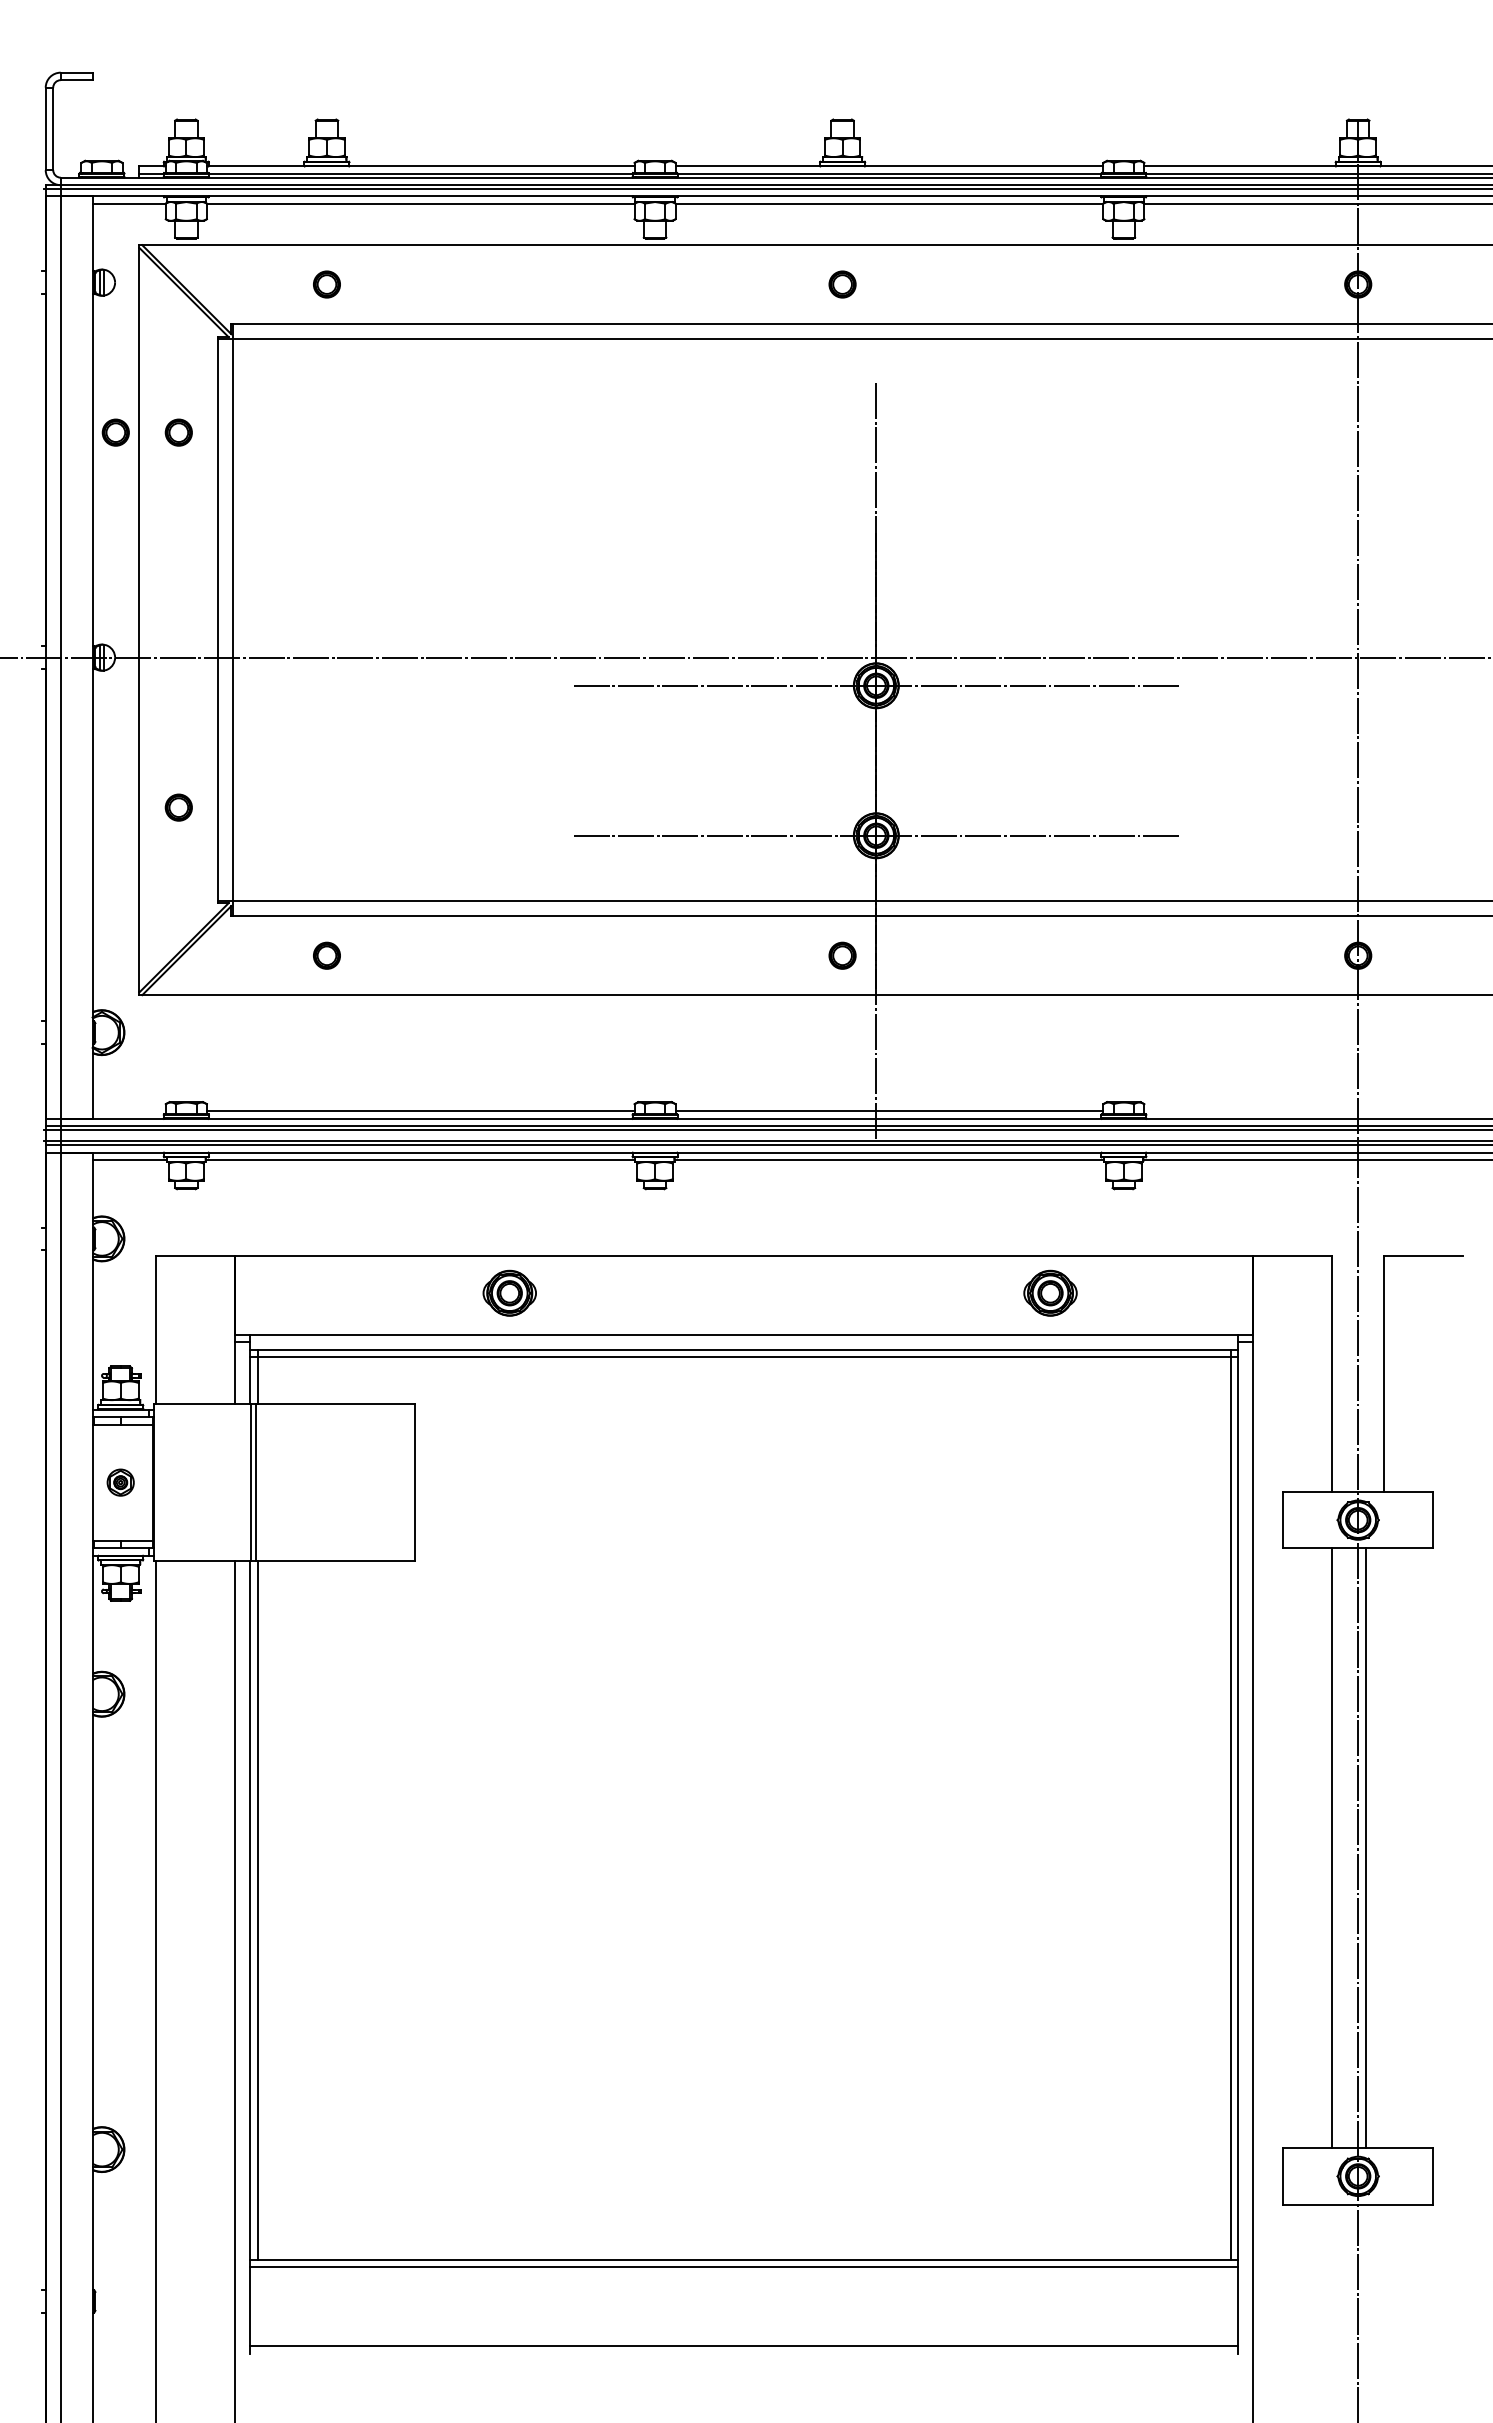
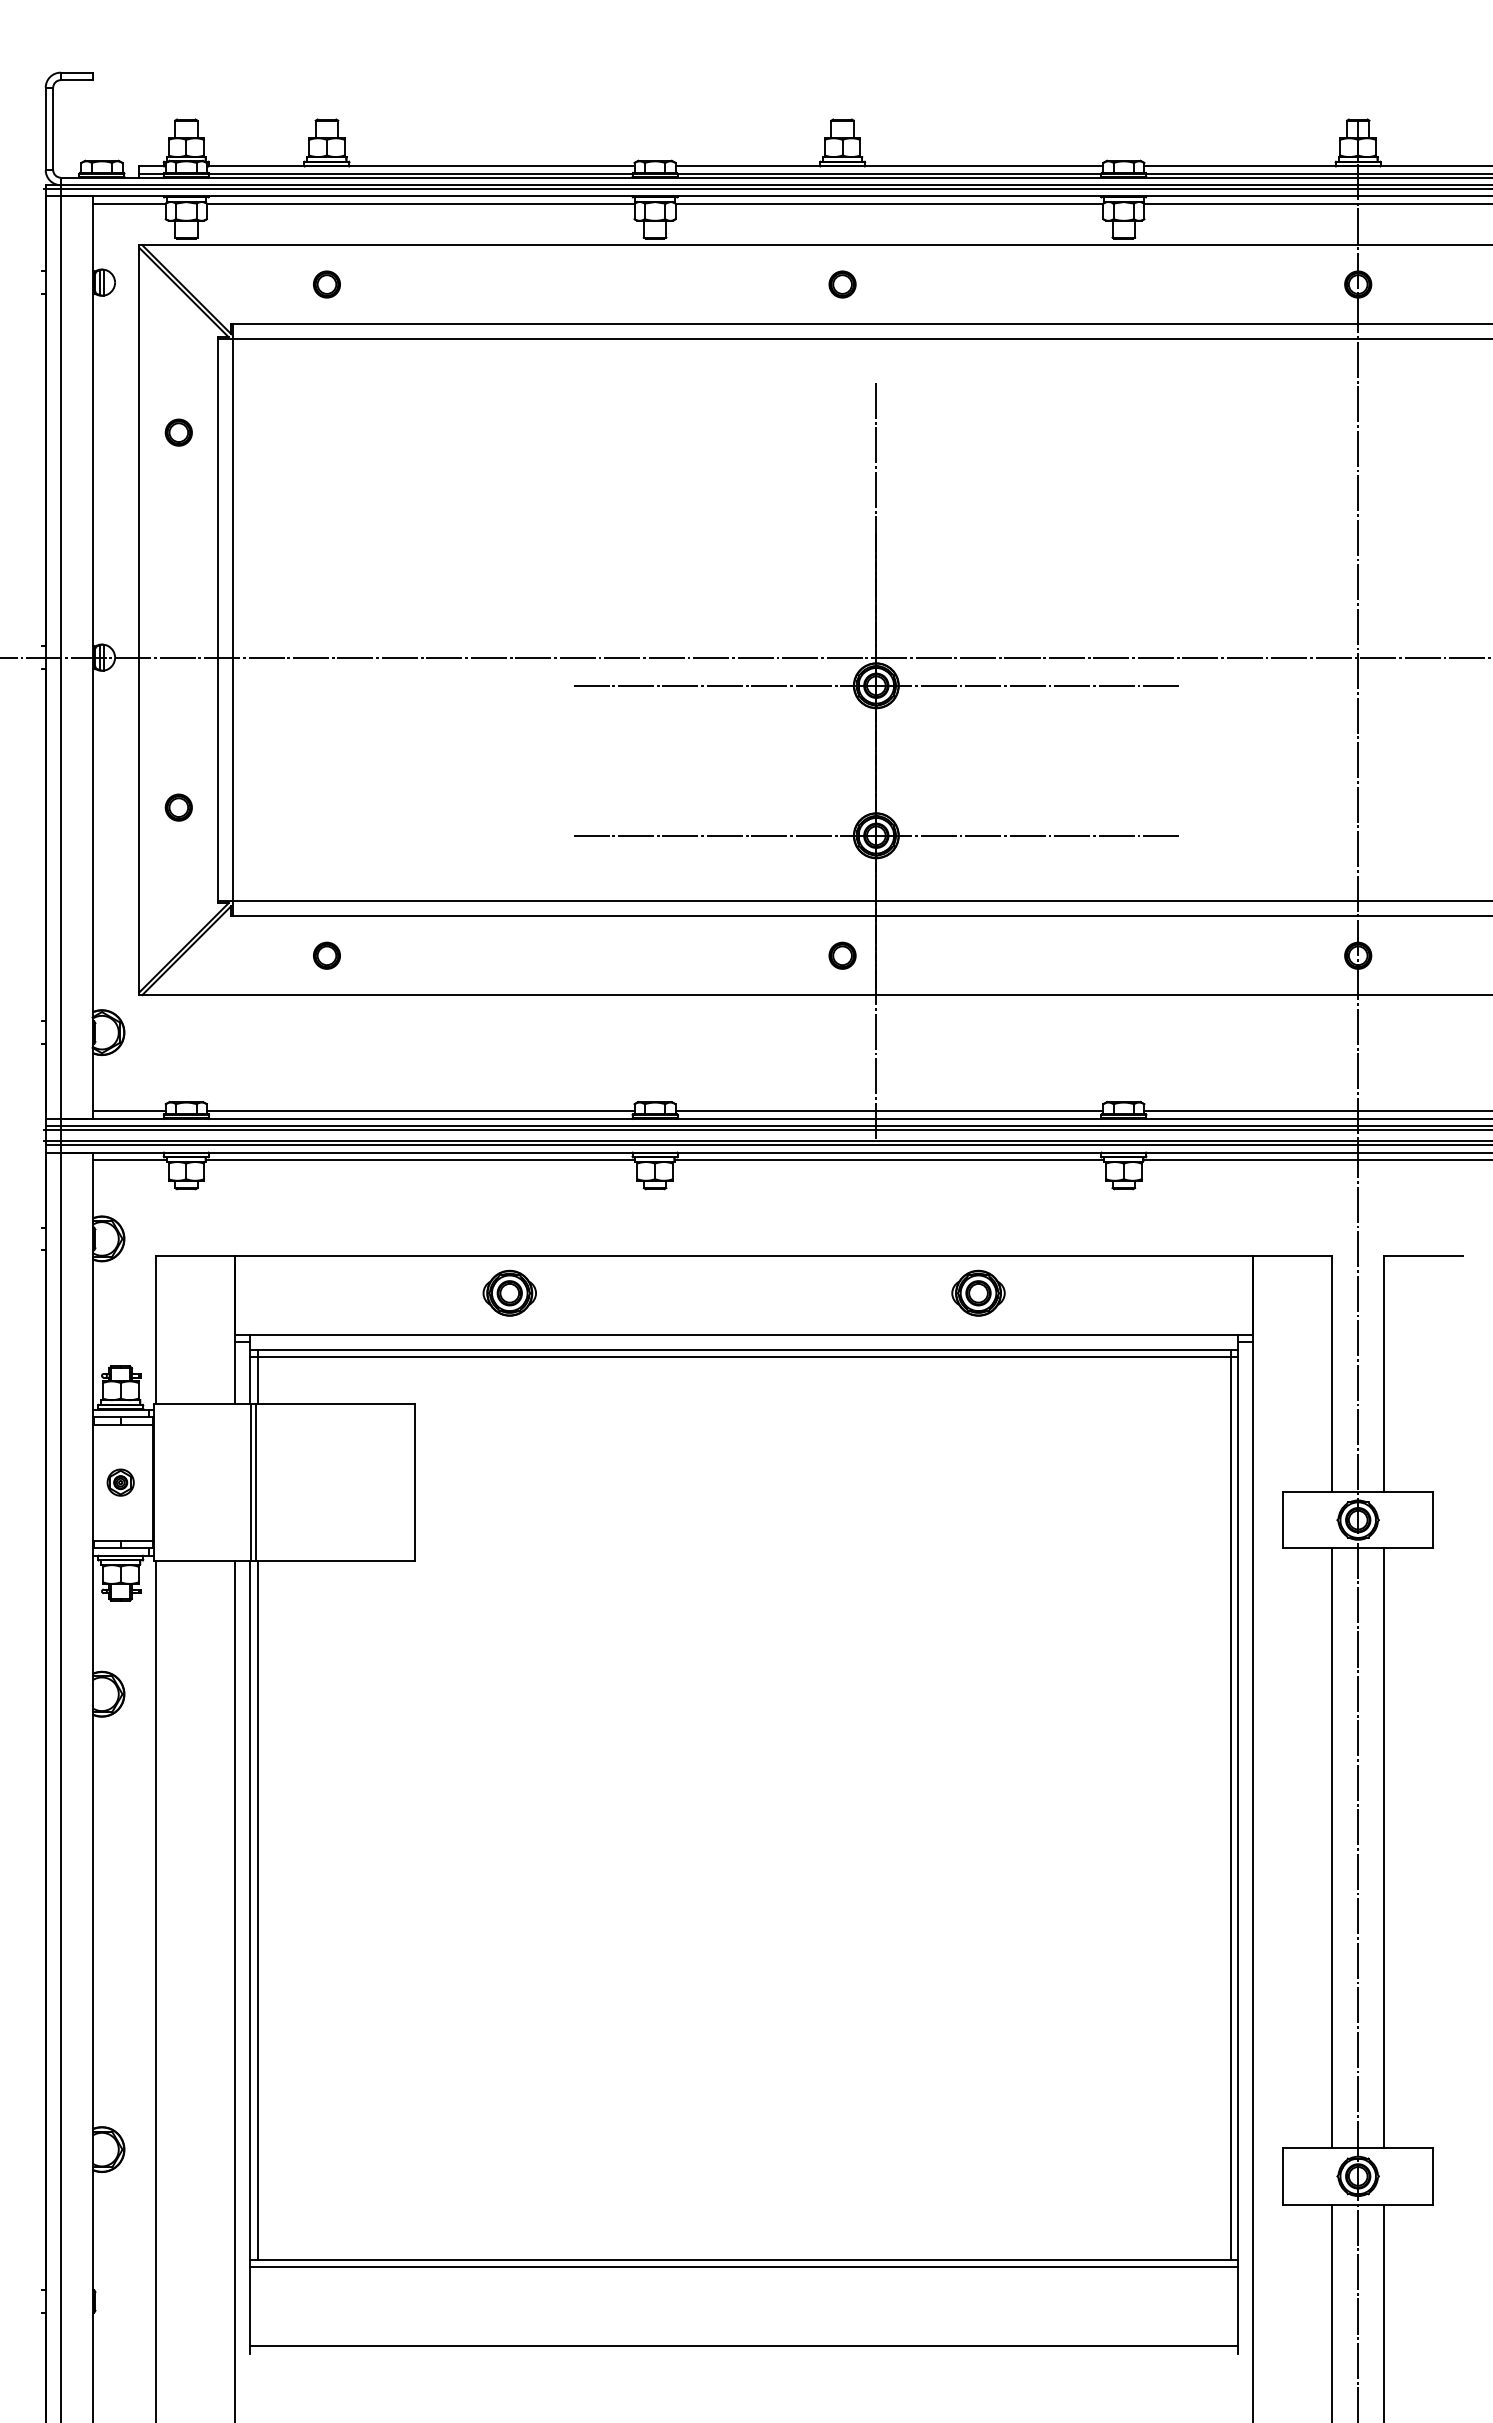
part: present -> none (115, 432)
line: none -> present (128, 1111)
line: none -> present (1316, 1111)
part position: (1050, 1292) -> (978, 1292) (978, 1292)
line position: (1366, 1848) -> (1384, 1848) (1384, 1848)
line: none -> present (1331, 2311)
line: none -> present (1384, 2311)
